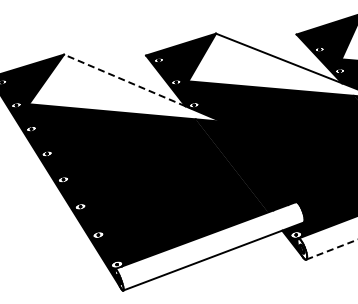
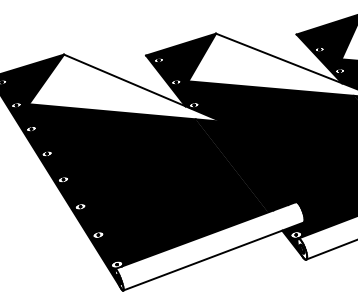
line: dashed -> solid (124, 80)
line: dashed -> solid (332, 249)
